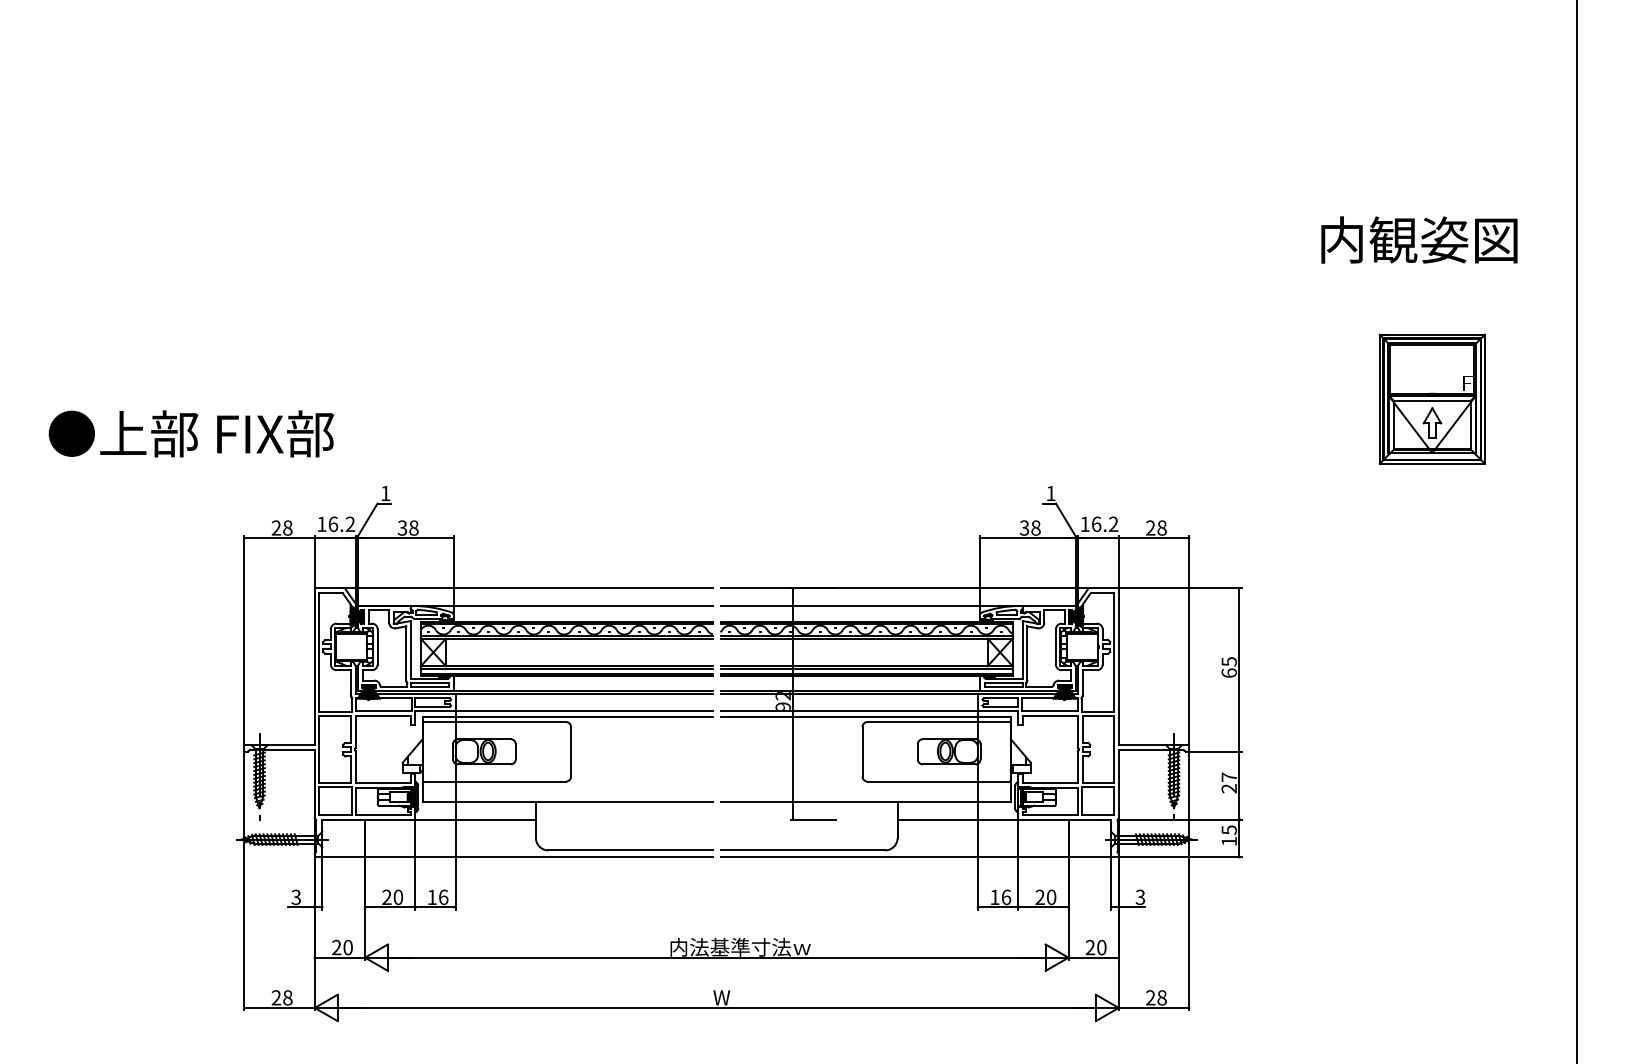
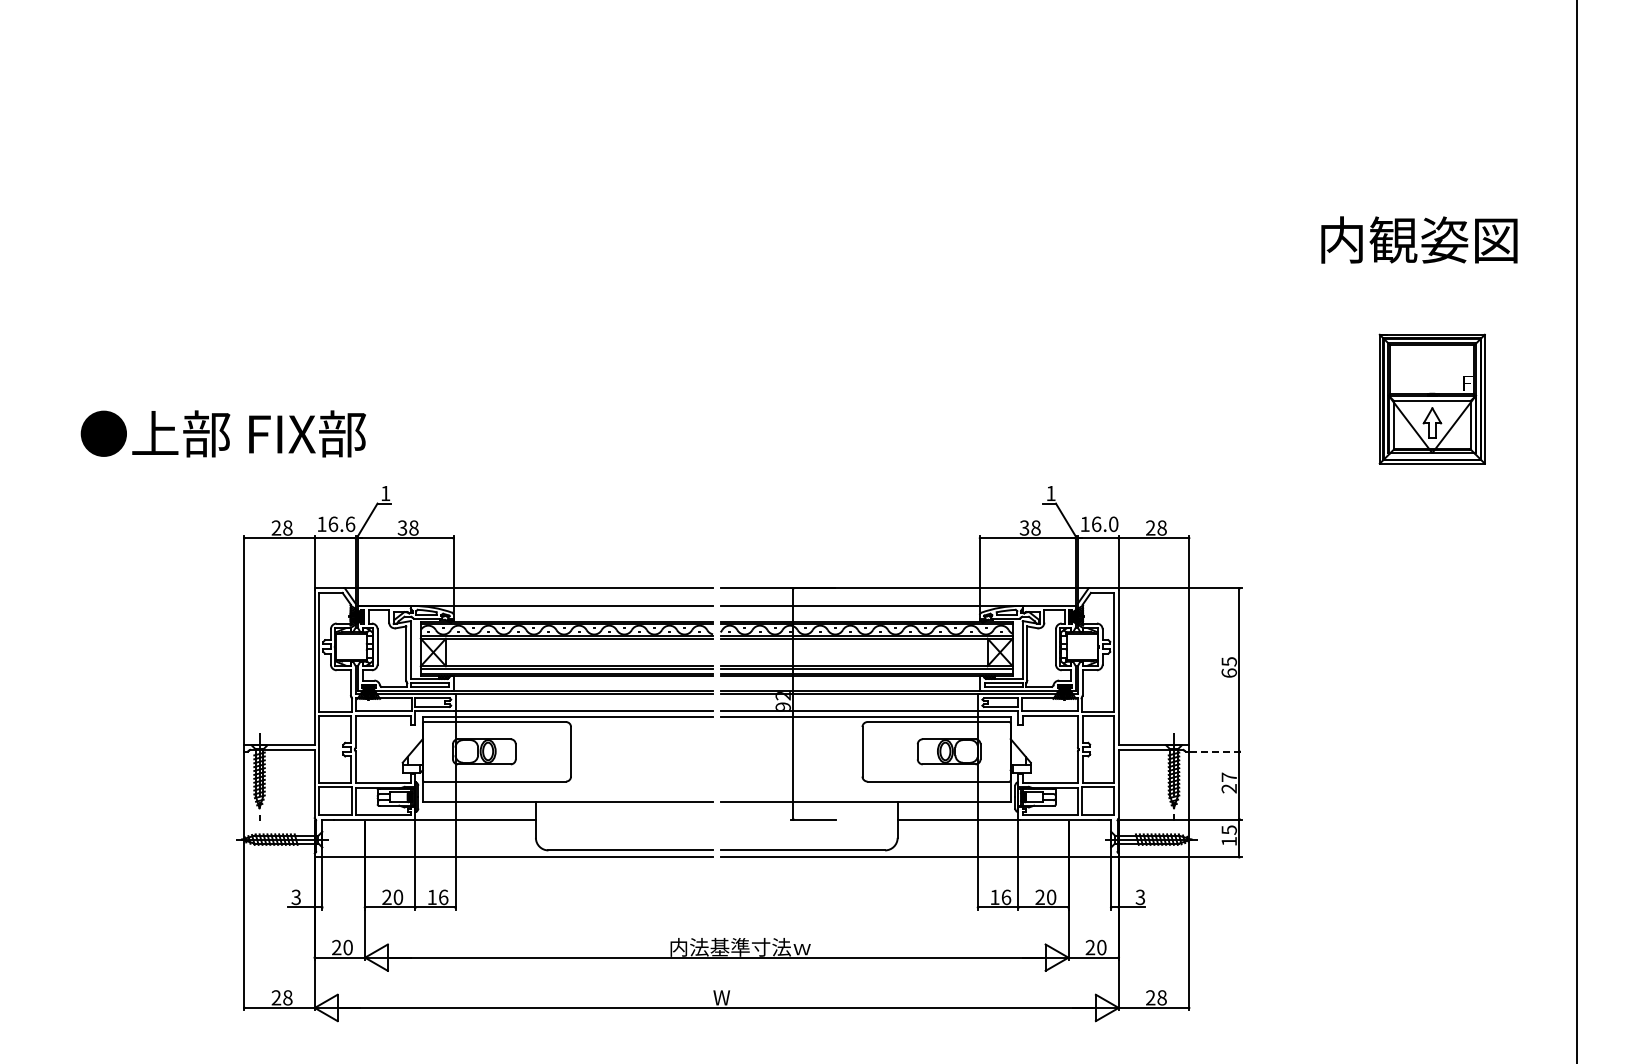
text position: (190, 433) -> (222, 433) (222, 433)
text: 16.2 -> 16.6 (350, 523)
text: 16.2 -> 16.0 (1113, 524)
line: solid -> dashed (1216, 751)
